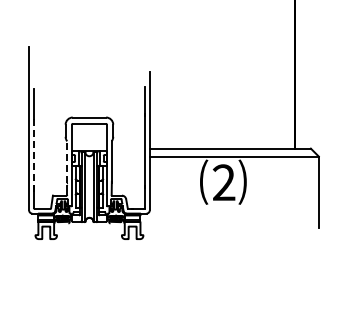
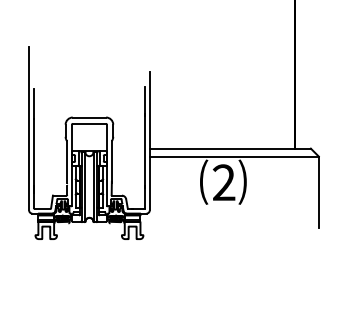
line: dashed -> solid (33, 155)
line: dashed -> solid (67, 162)
